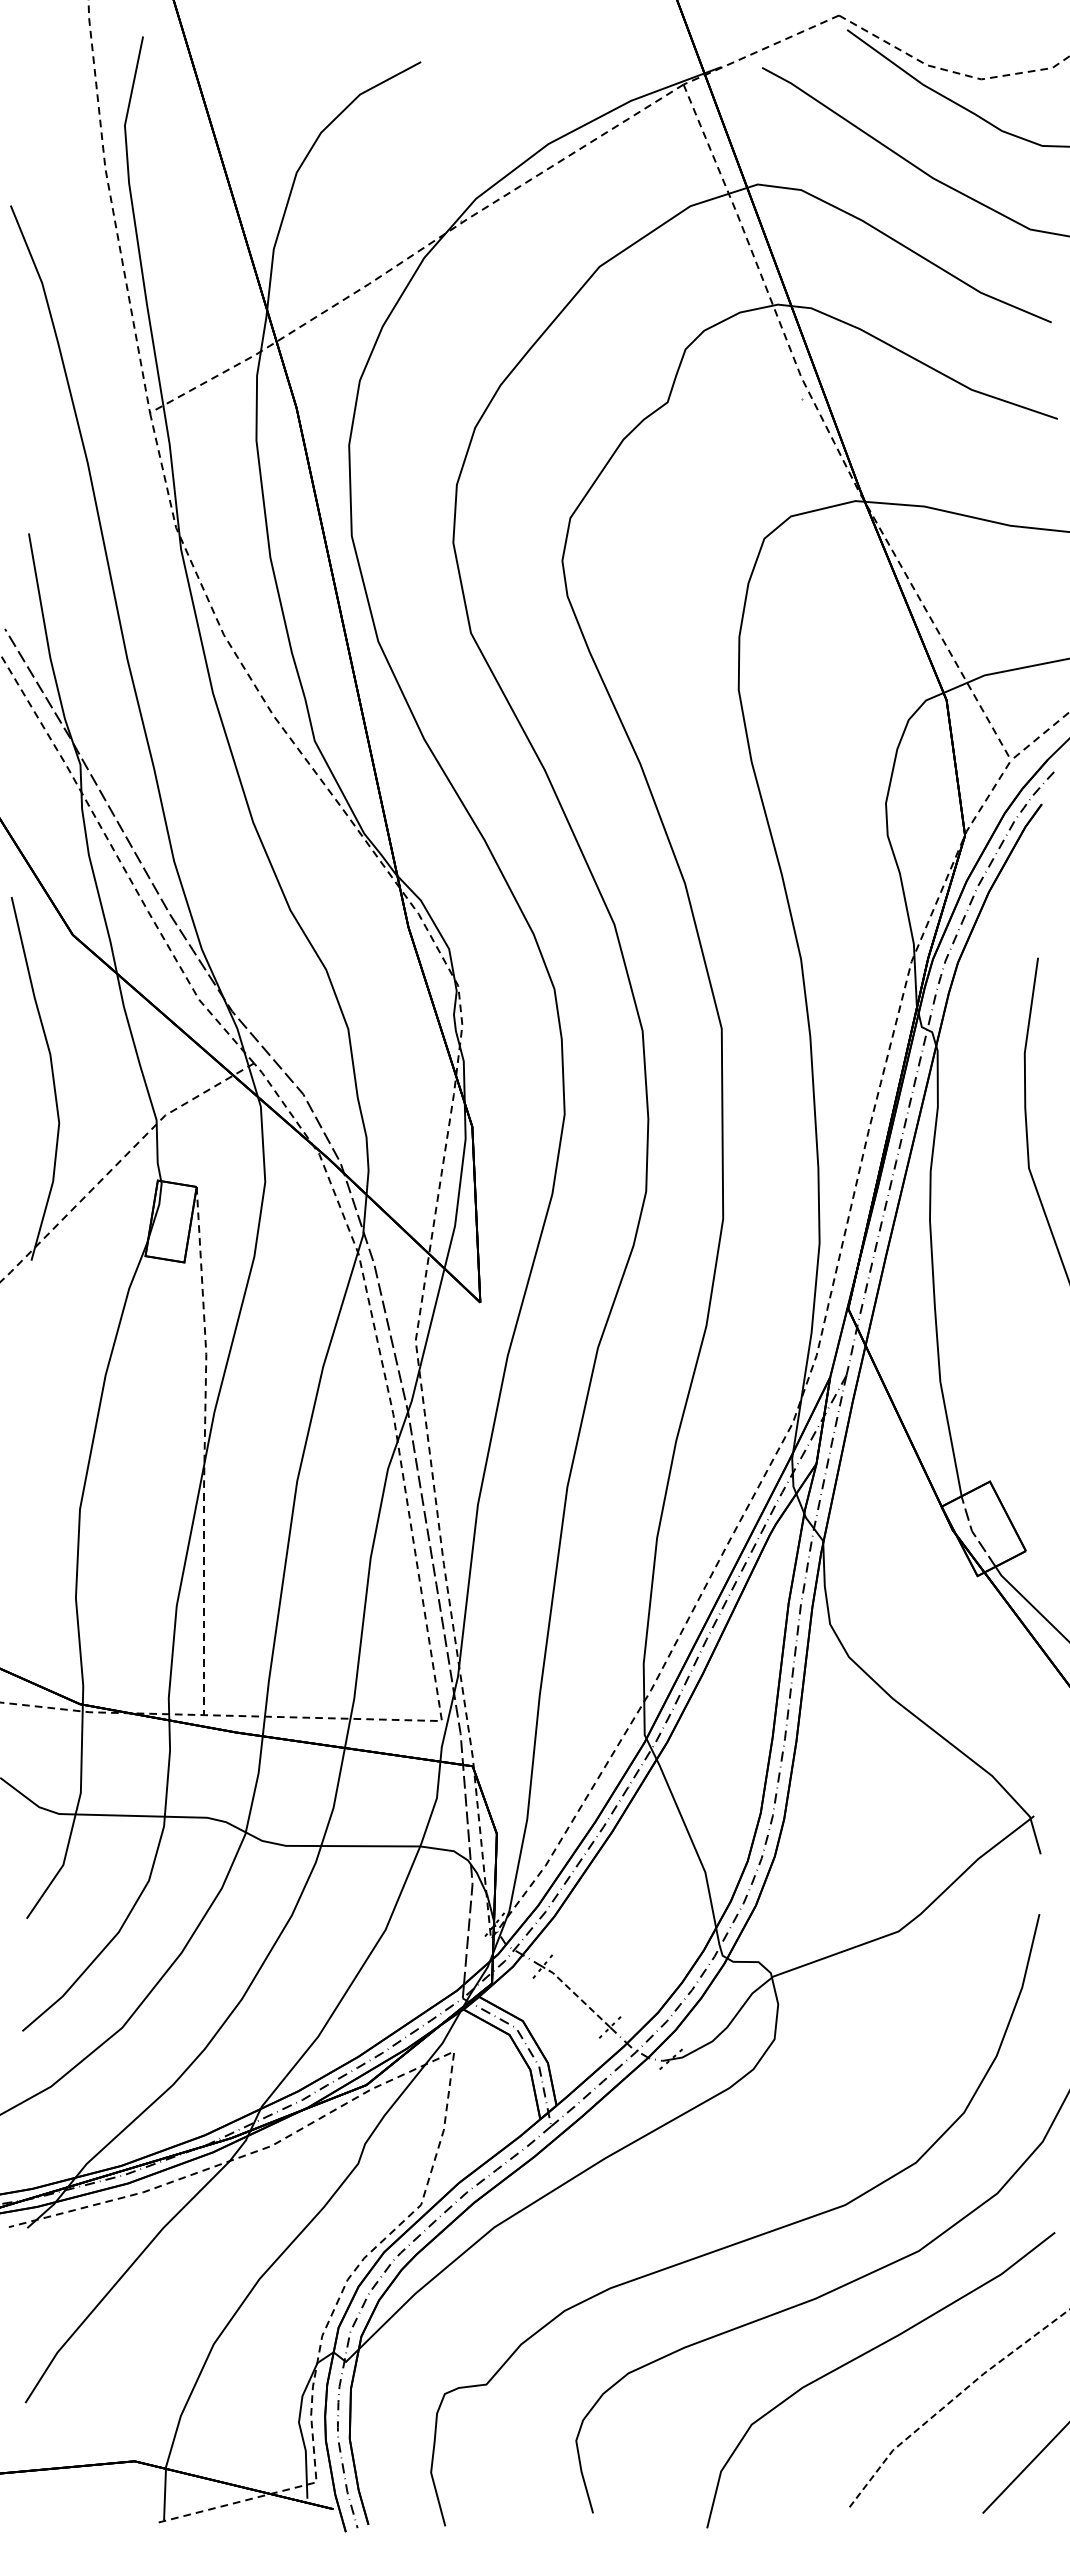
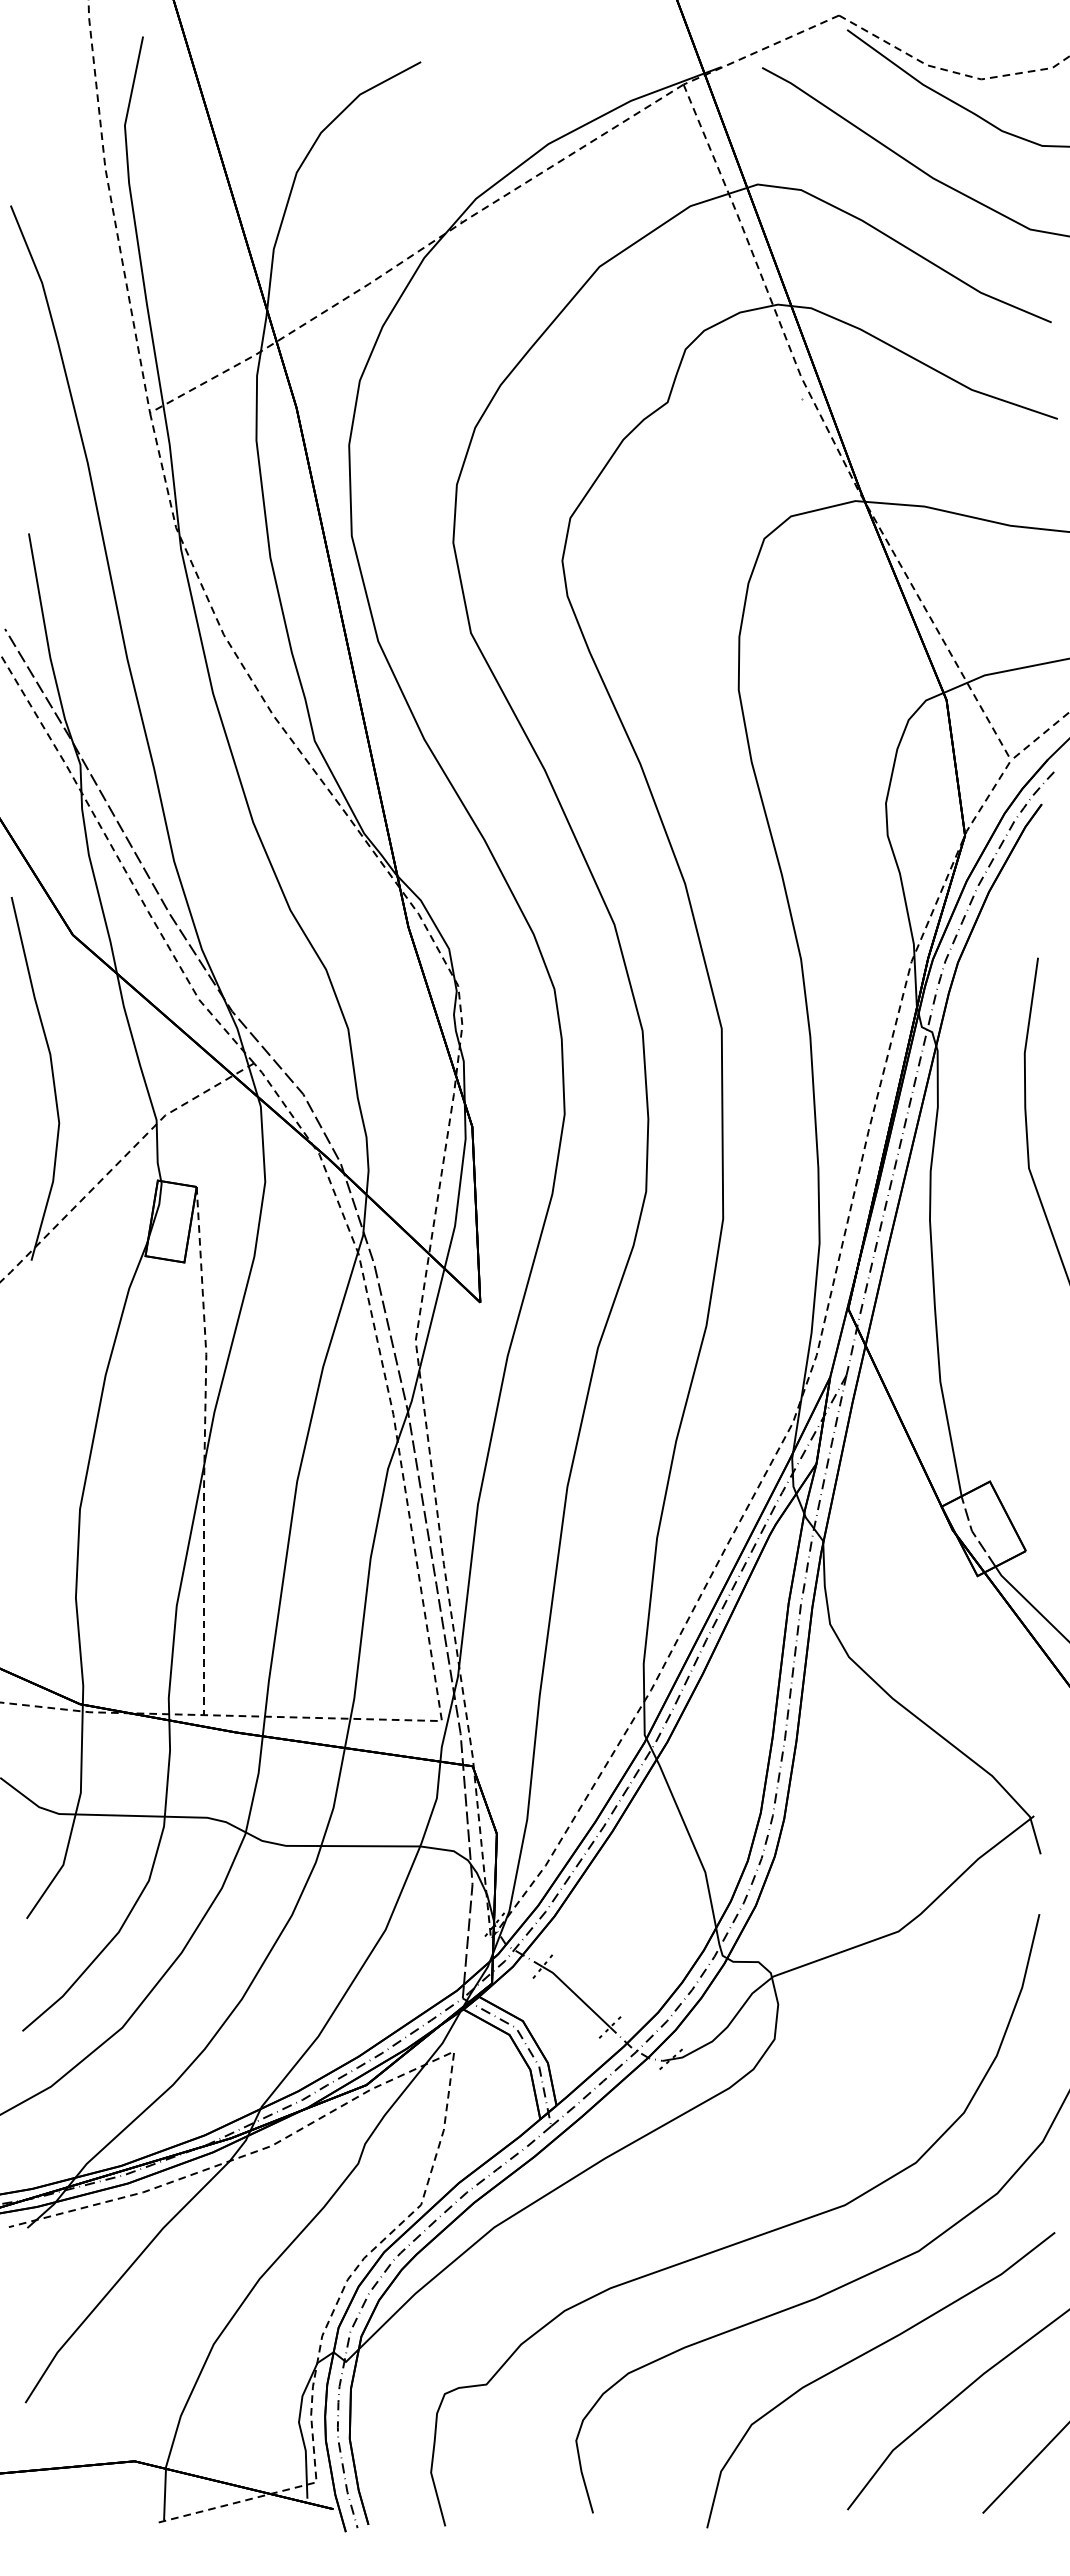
line: dashed -> solid (576, 1995)
line: dashed -> solid (950, 2402)
